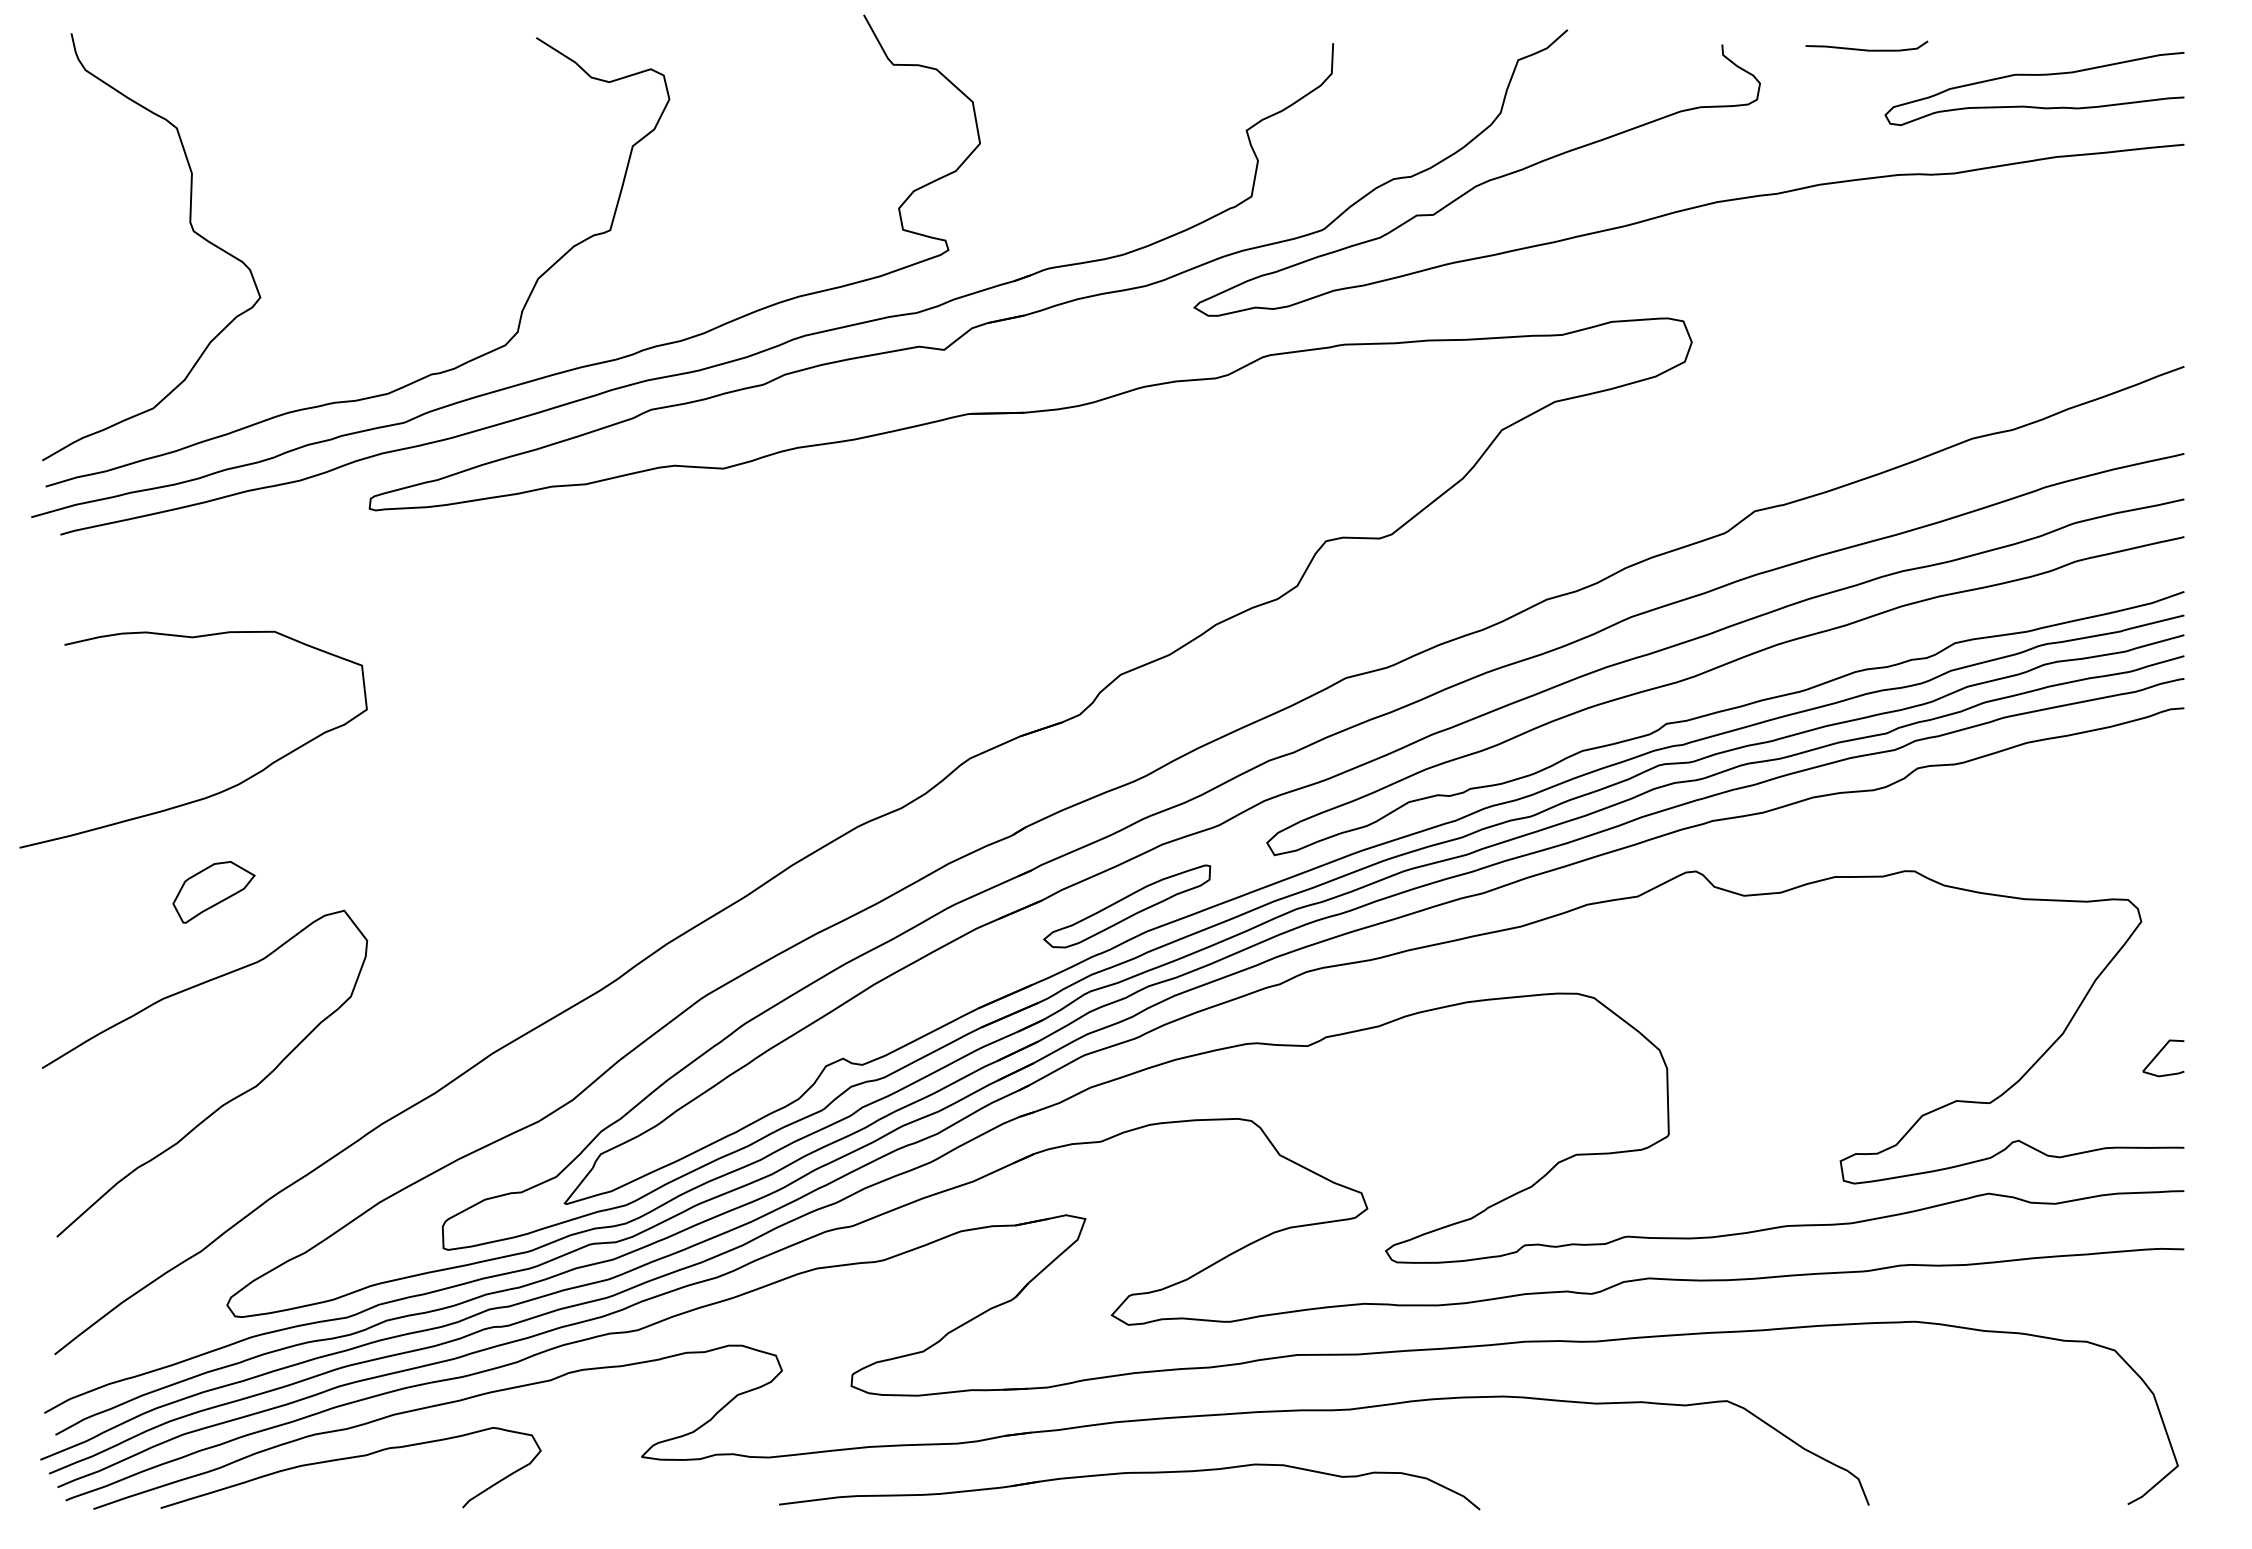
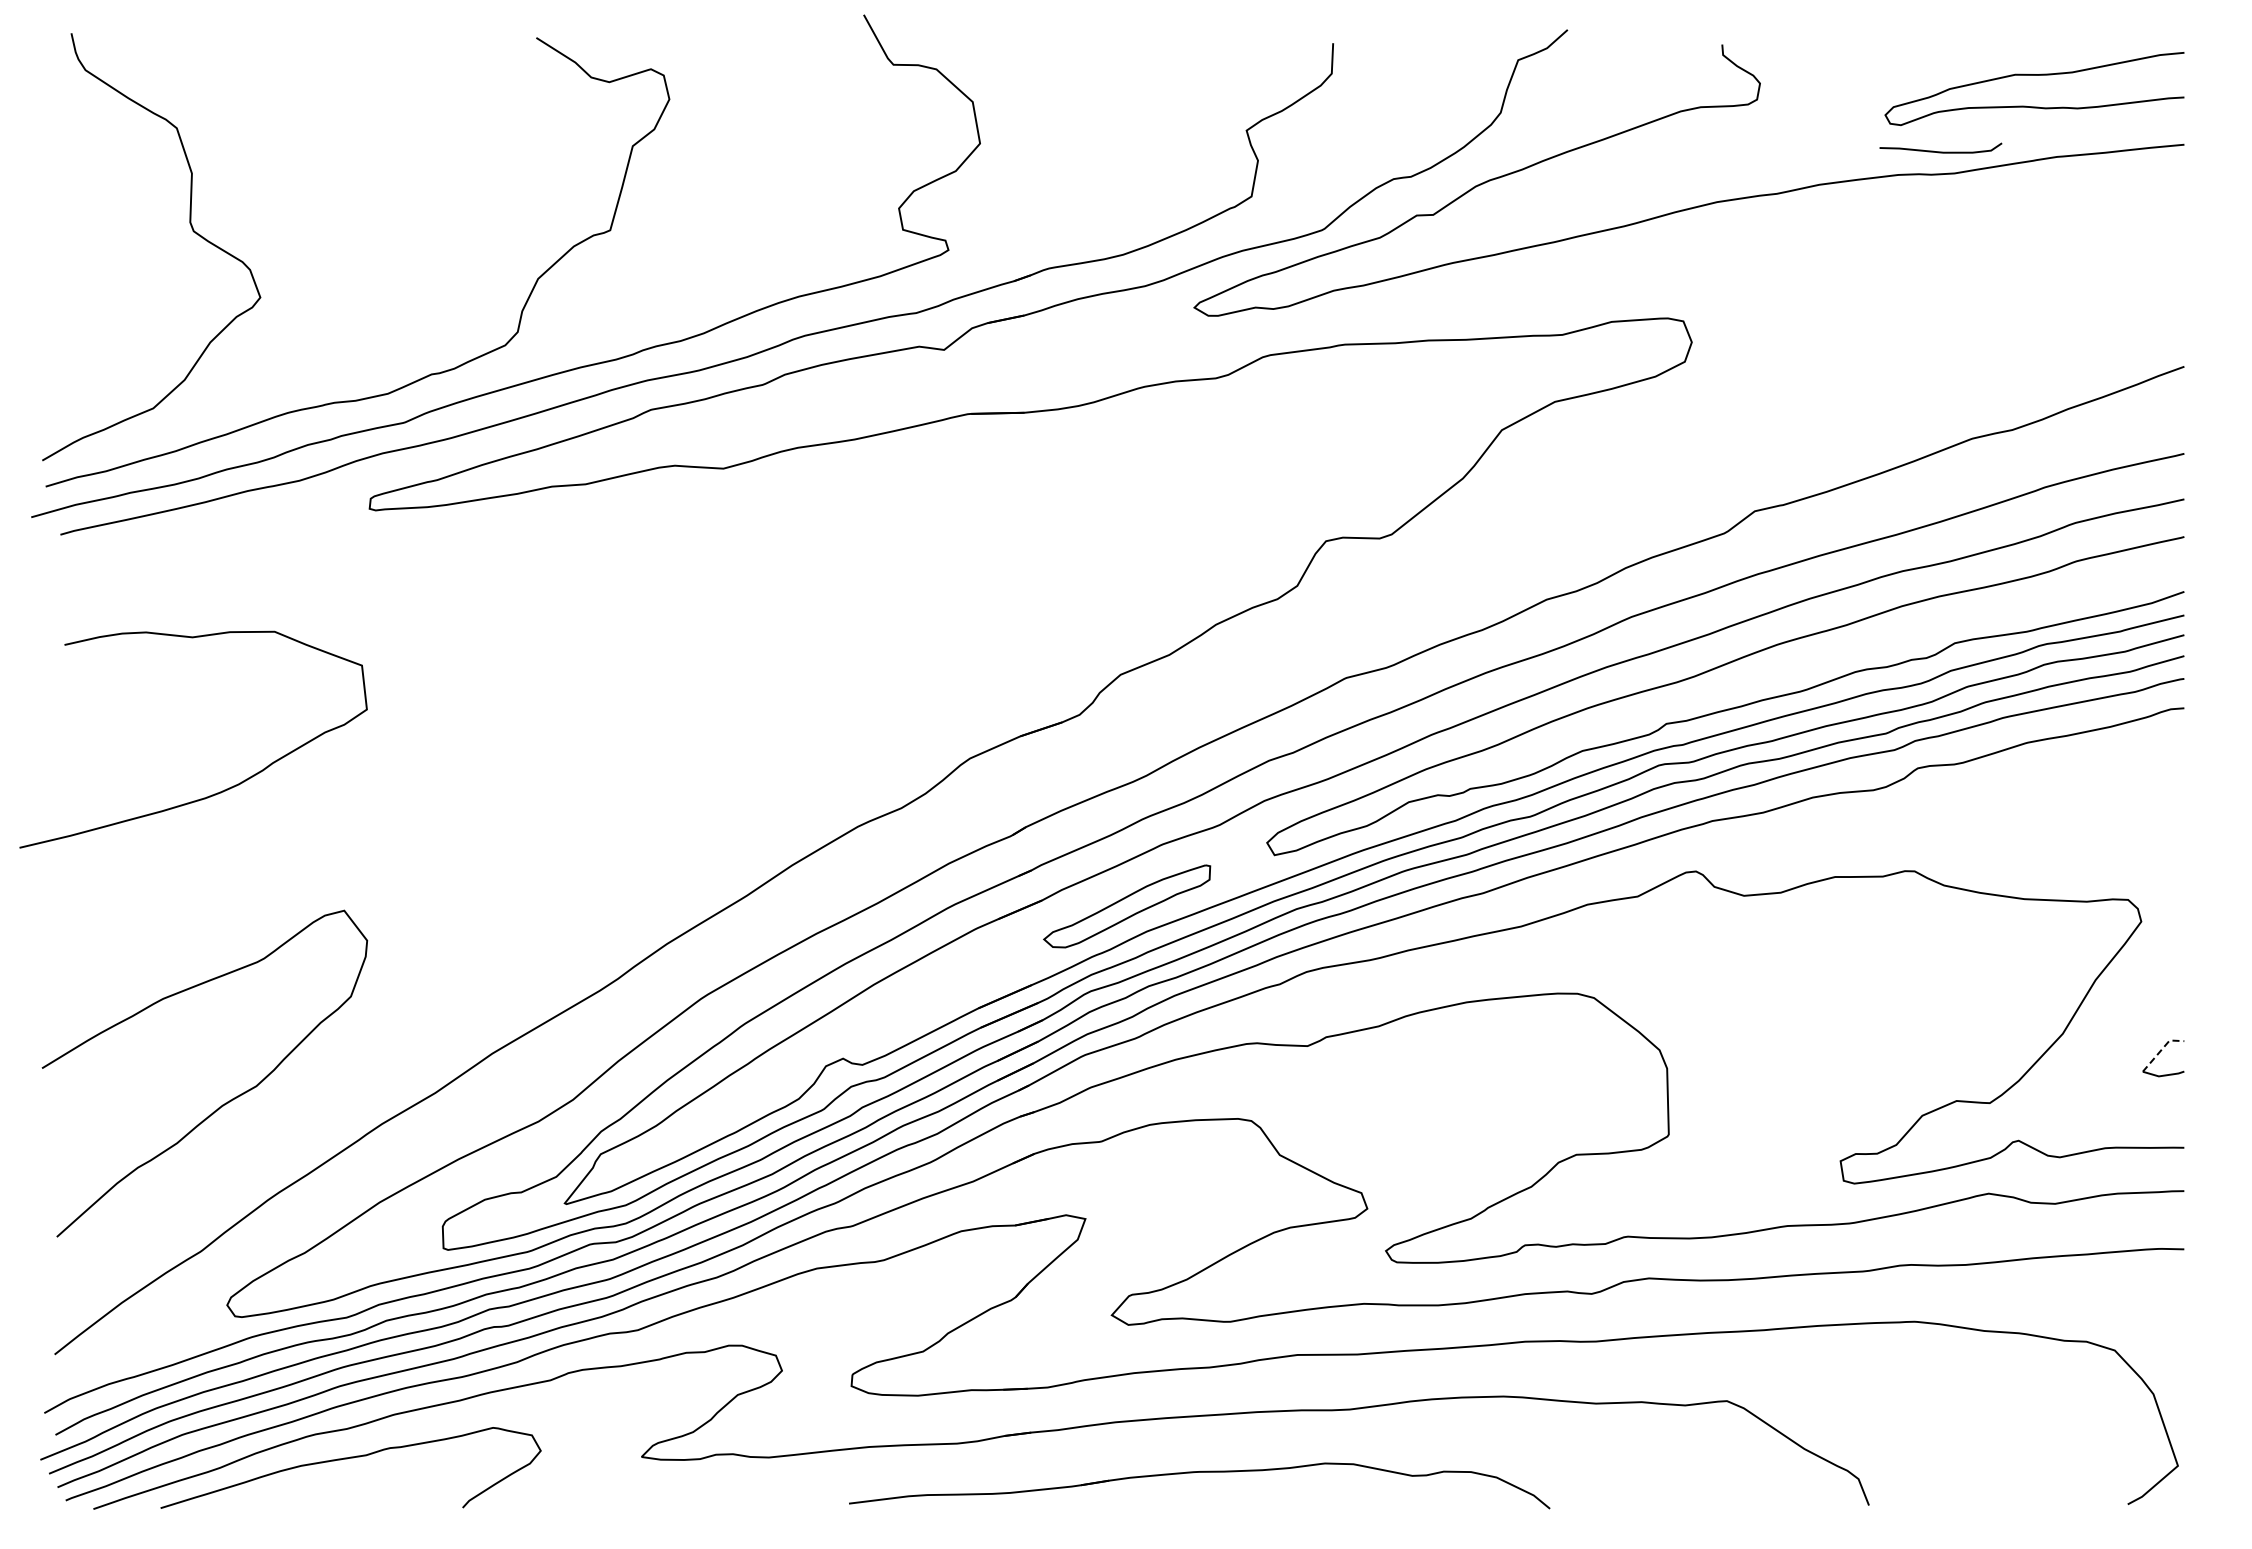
curve position: (1866, 49) -> (1940, 151) (1940, 151)
part: present -> none (213, 892)
line: solid -> dashed (2161, 1050)
part position: (1129, 1473) -> (1199, 1472) (1199, 1472)
